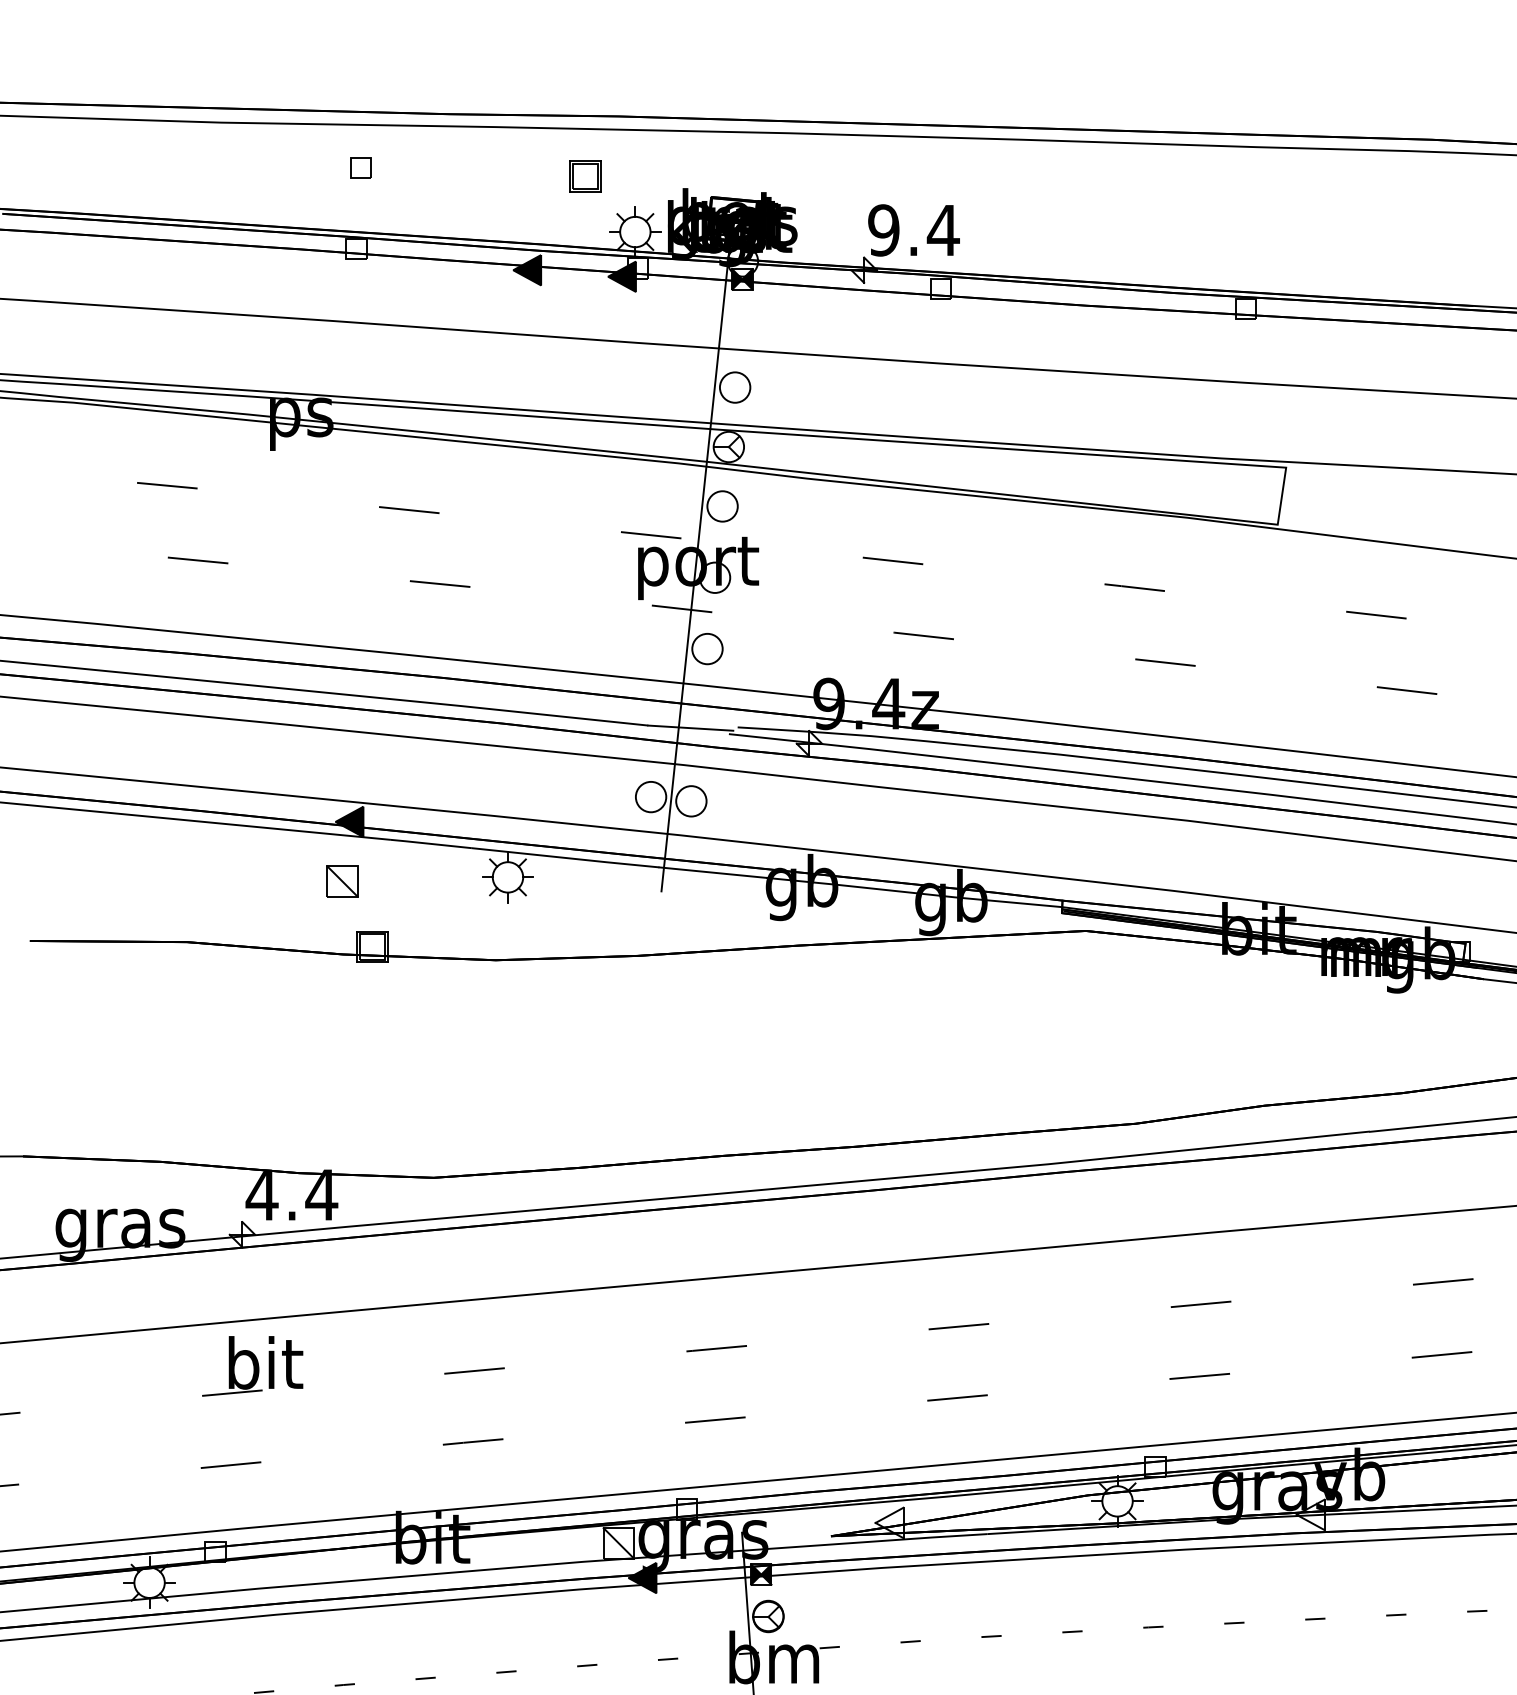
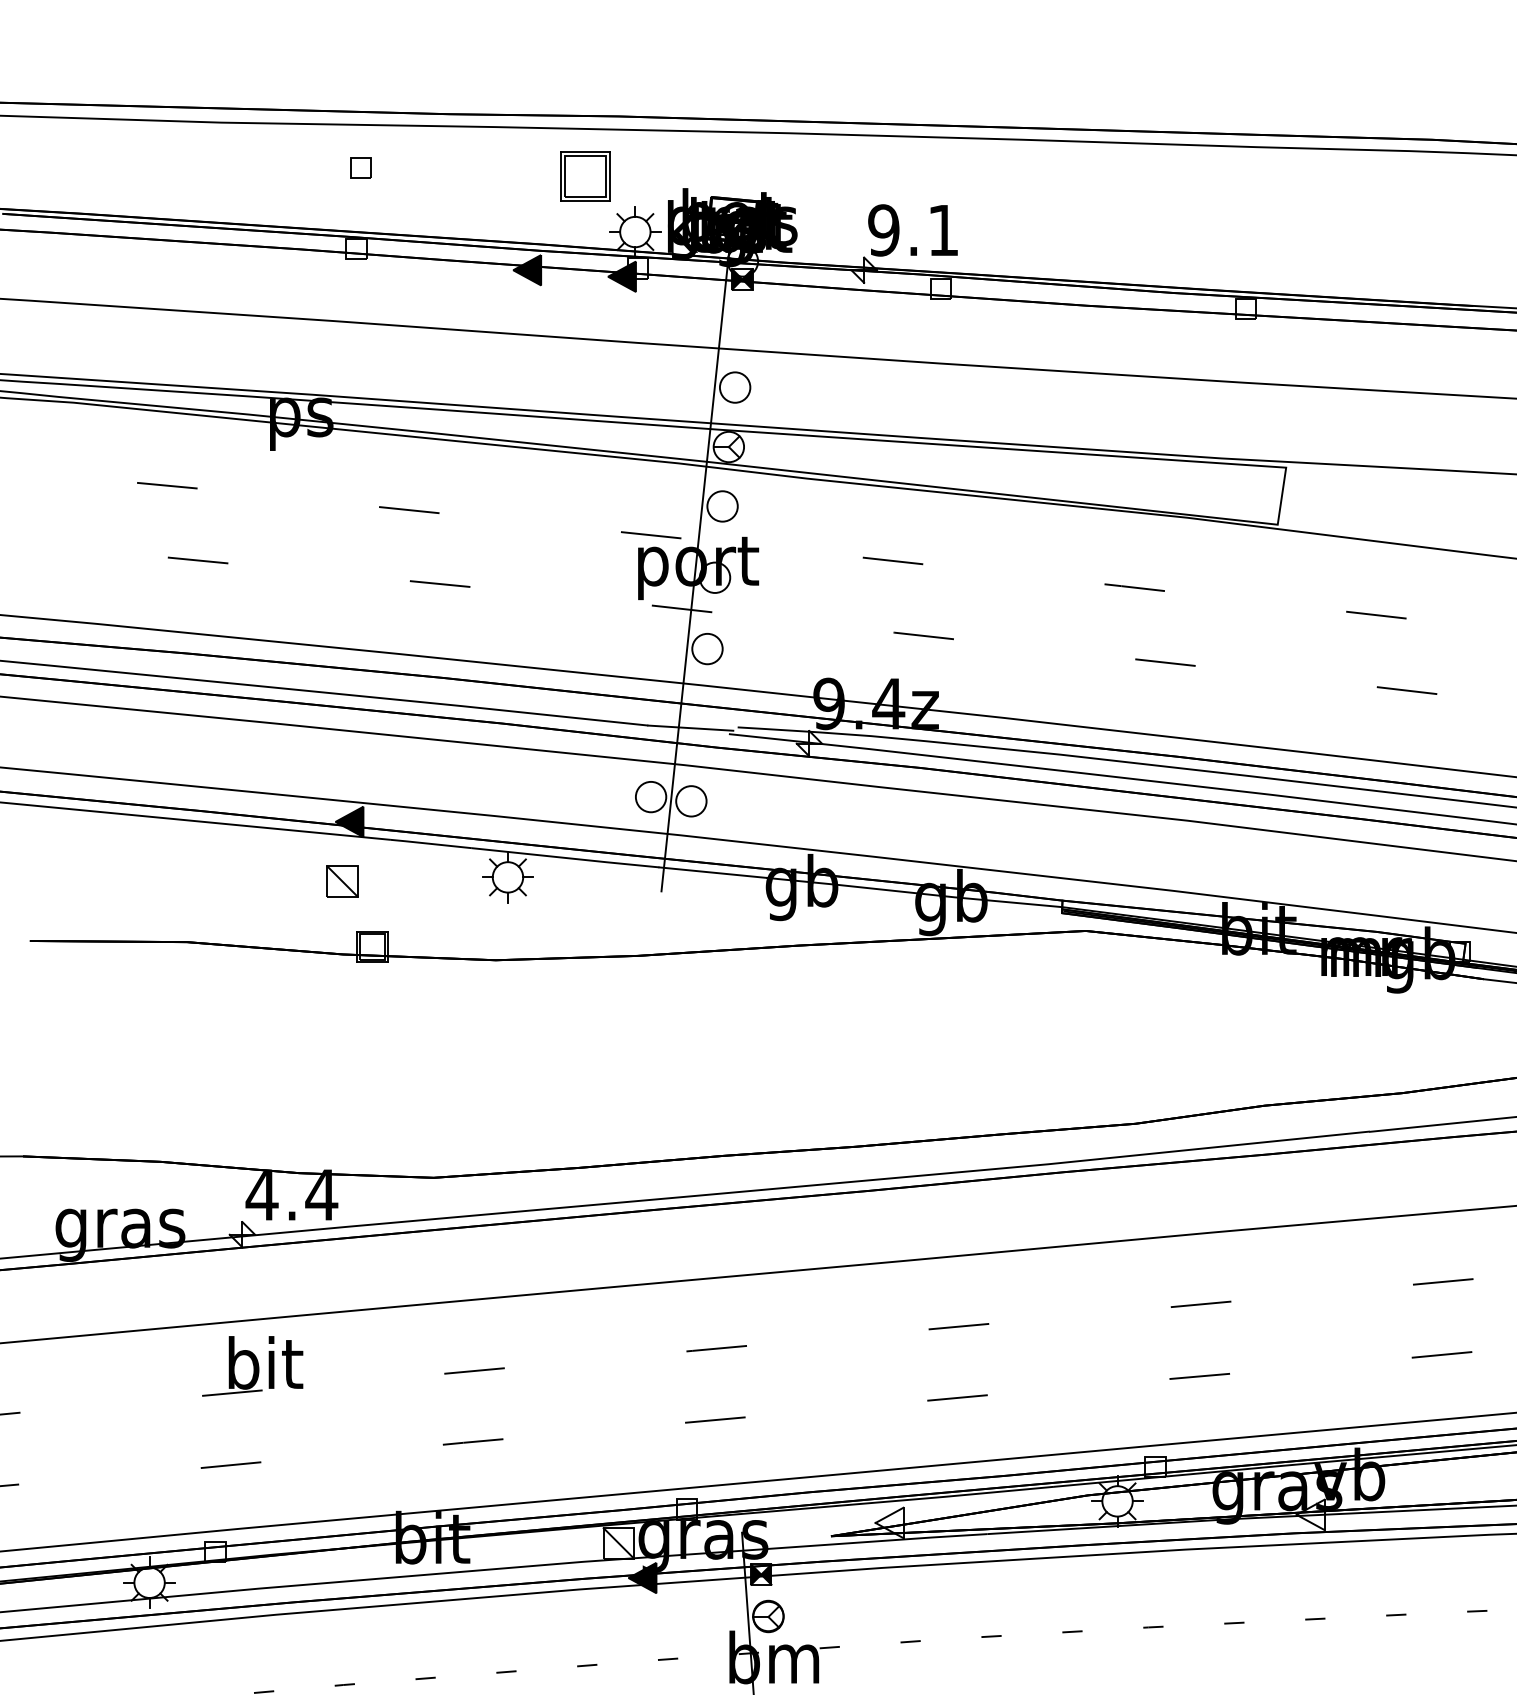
part size: 33x33 px -> 51x51 px (585, 176)
text: 9.4 -> 9.1 (942, 230)
